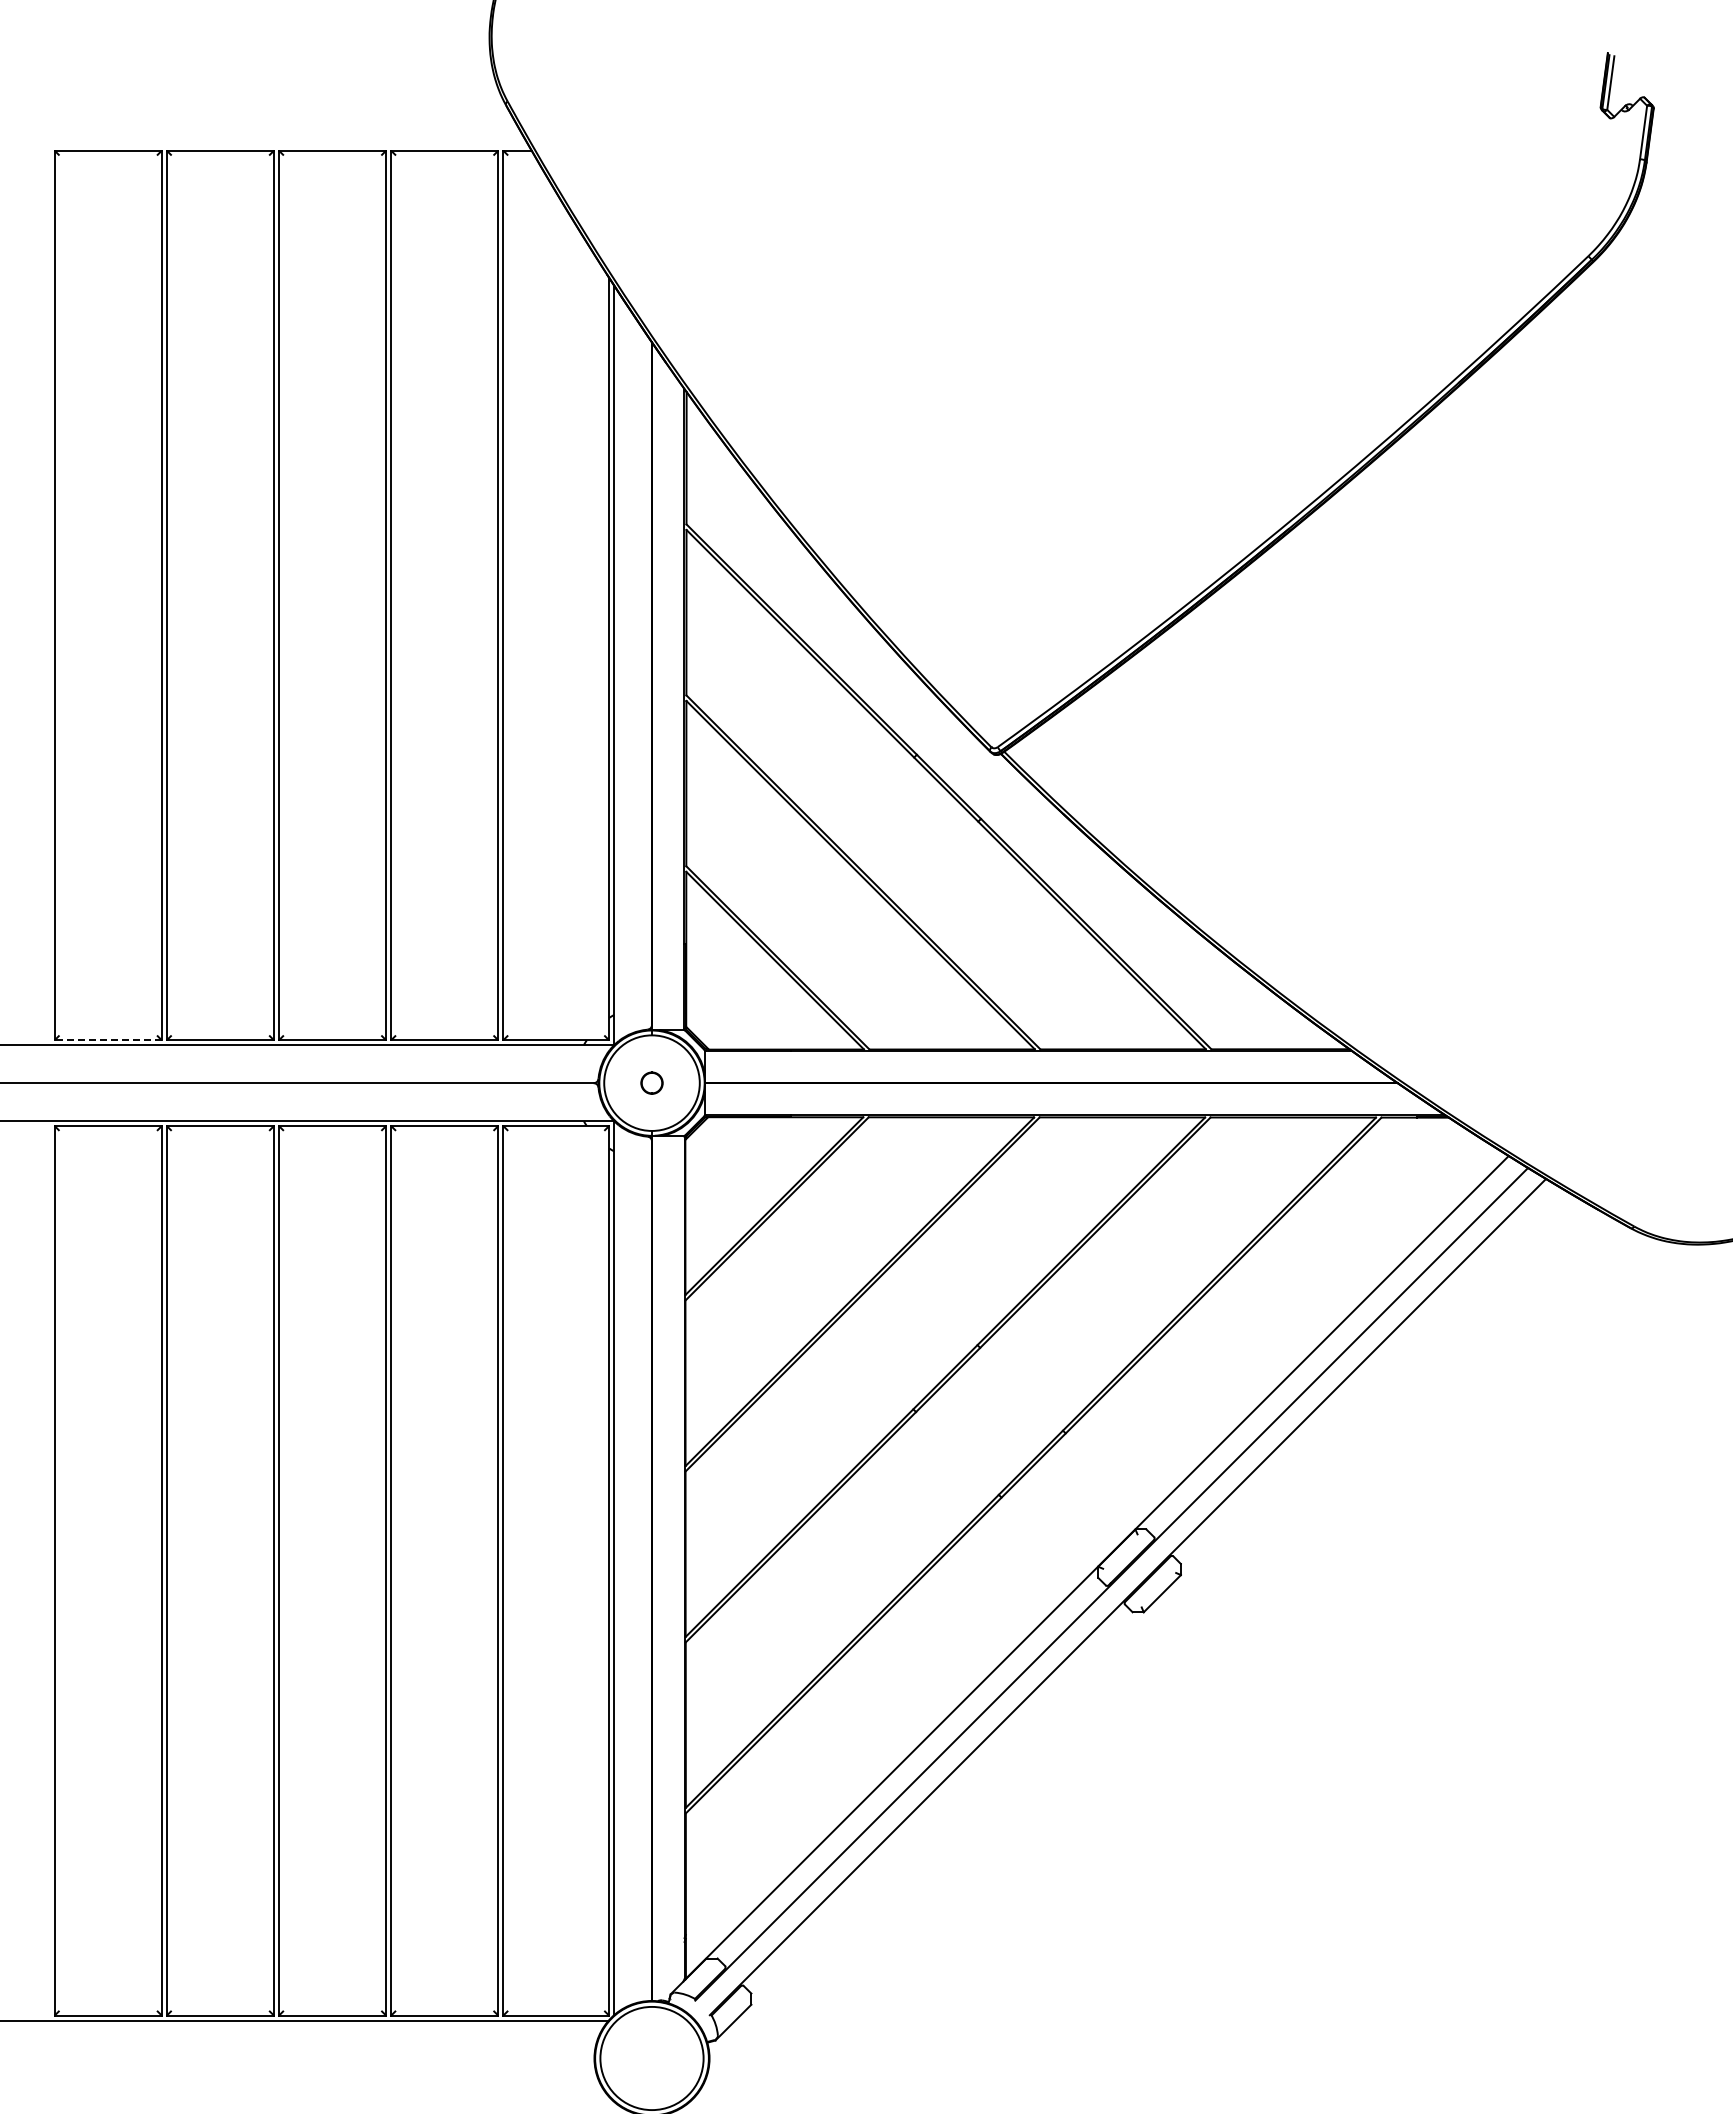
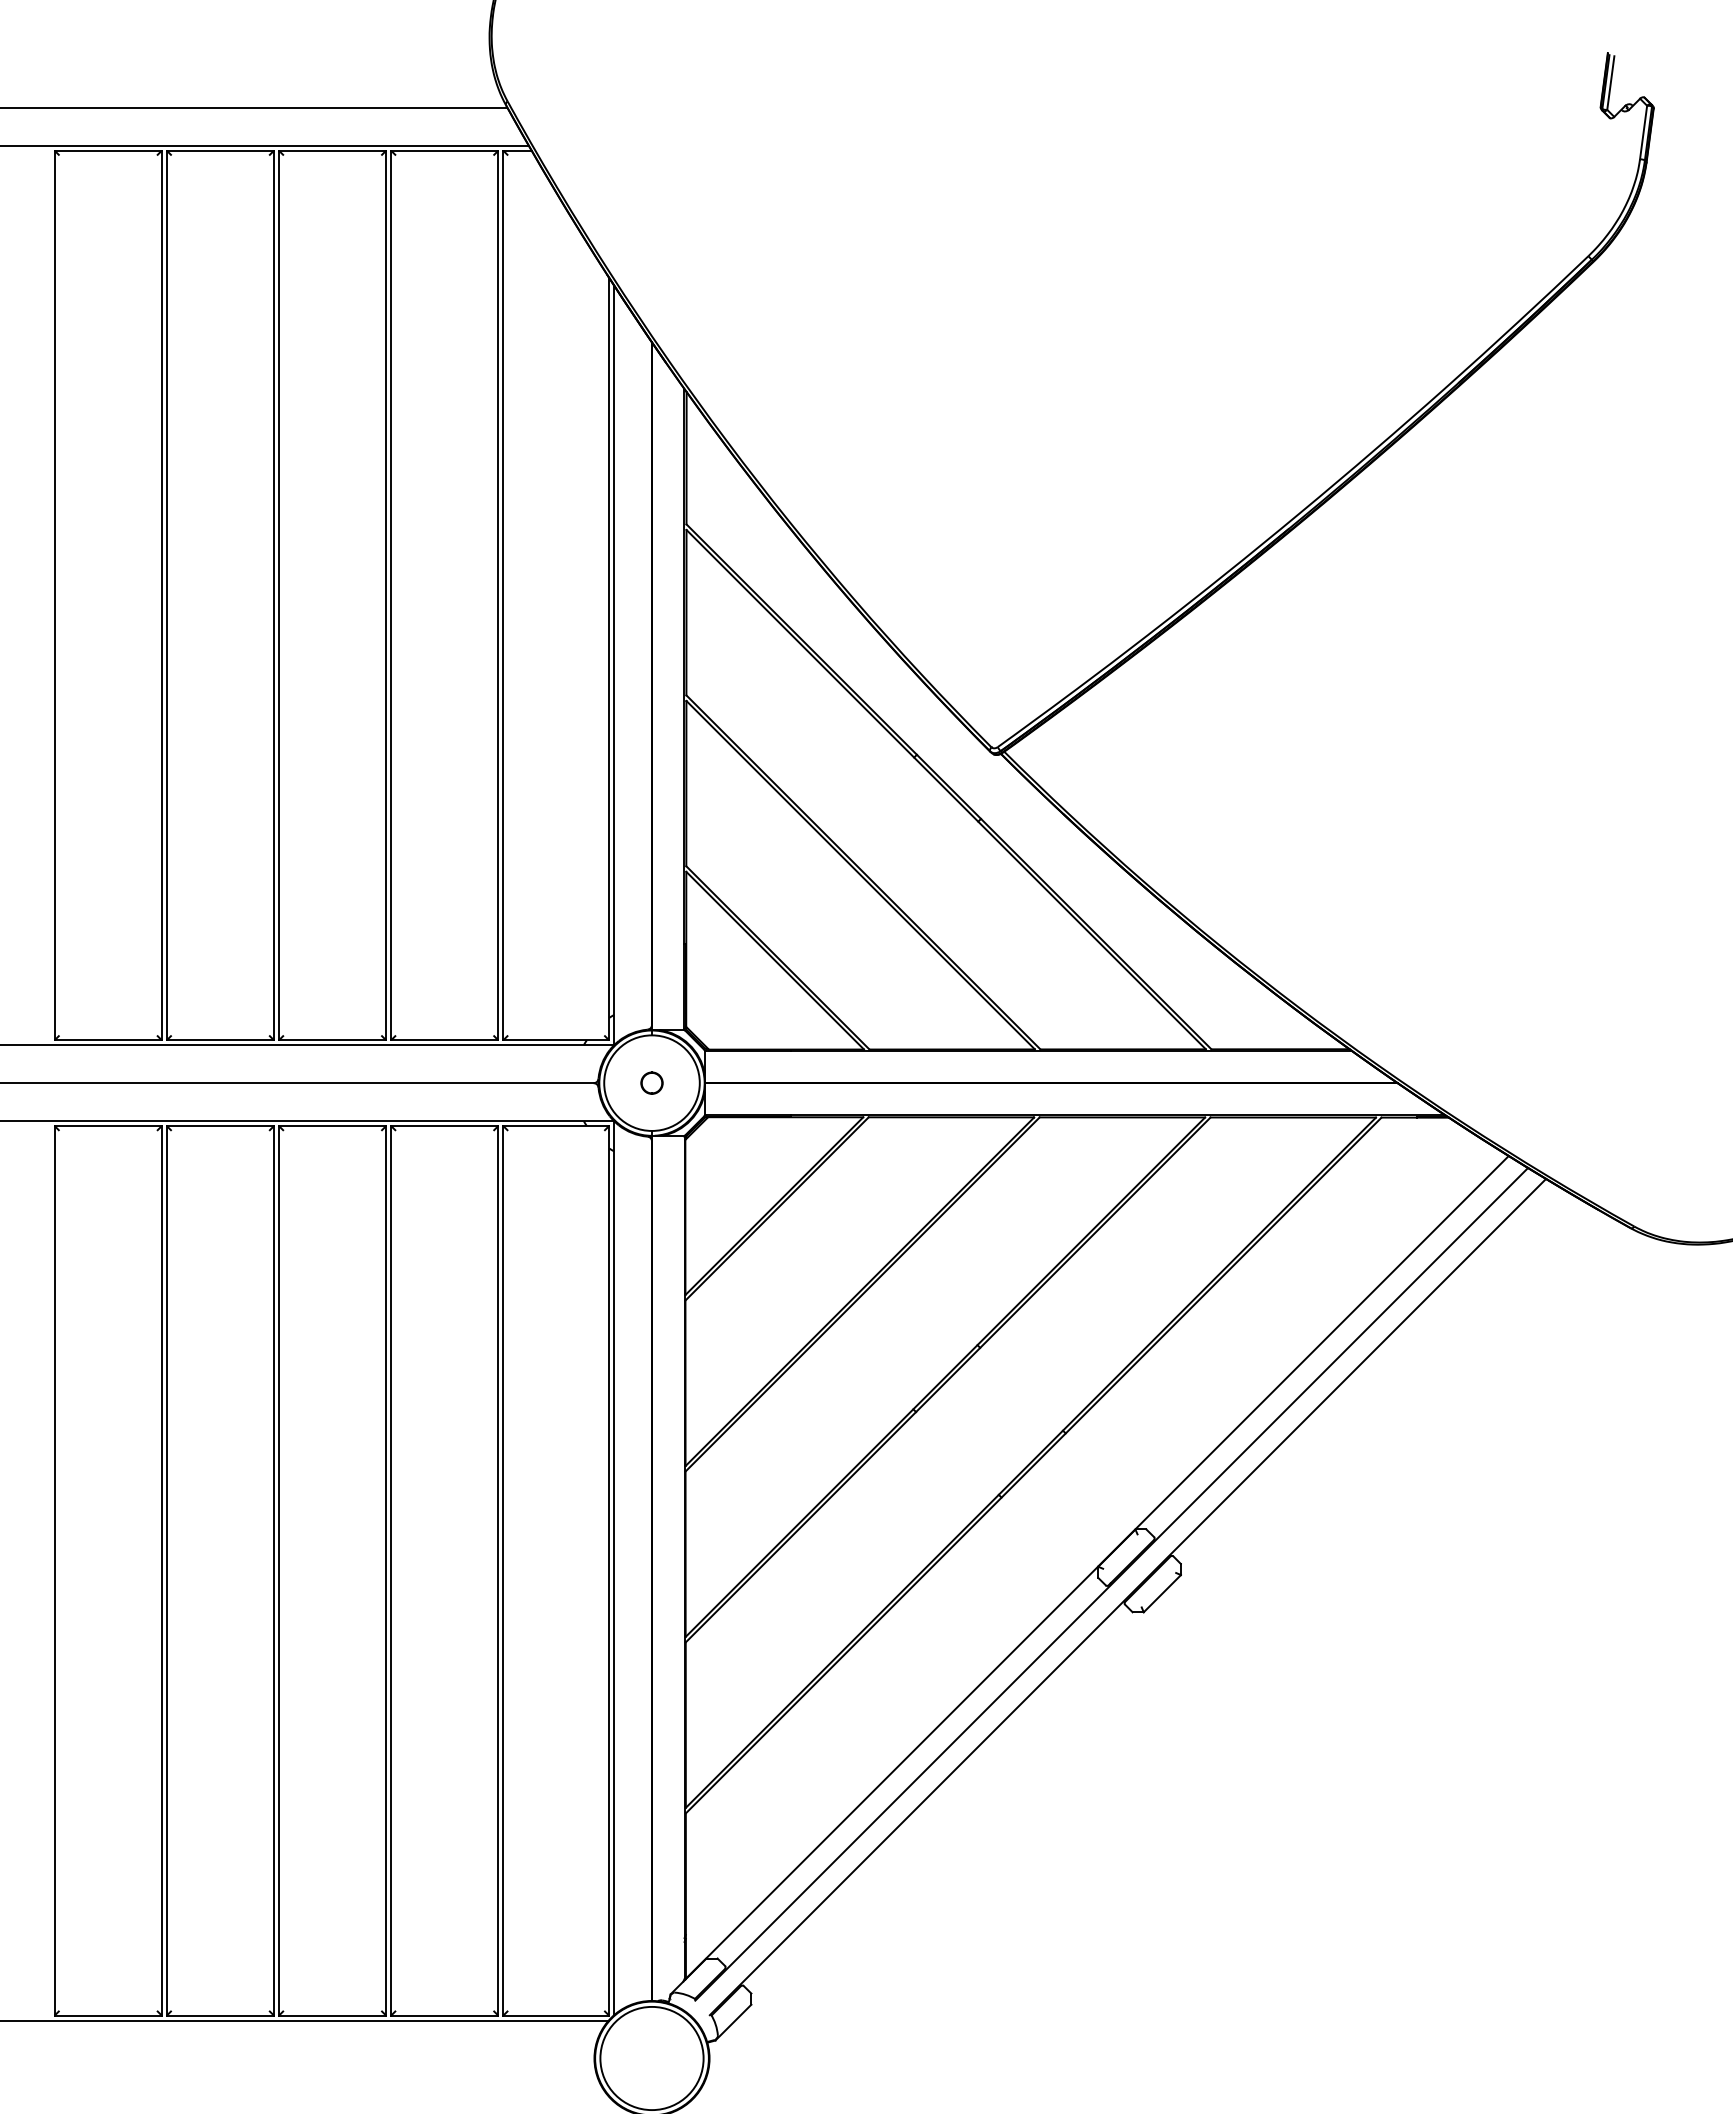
line: none -> present (254, 107)
line: none -> present (265, 145)
line: dashed -> solid (108, 1040)
